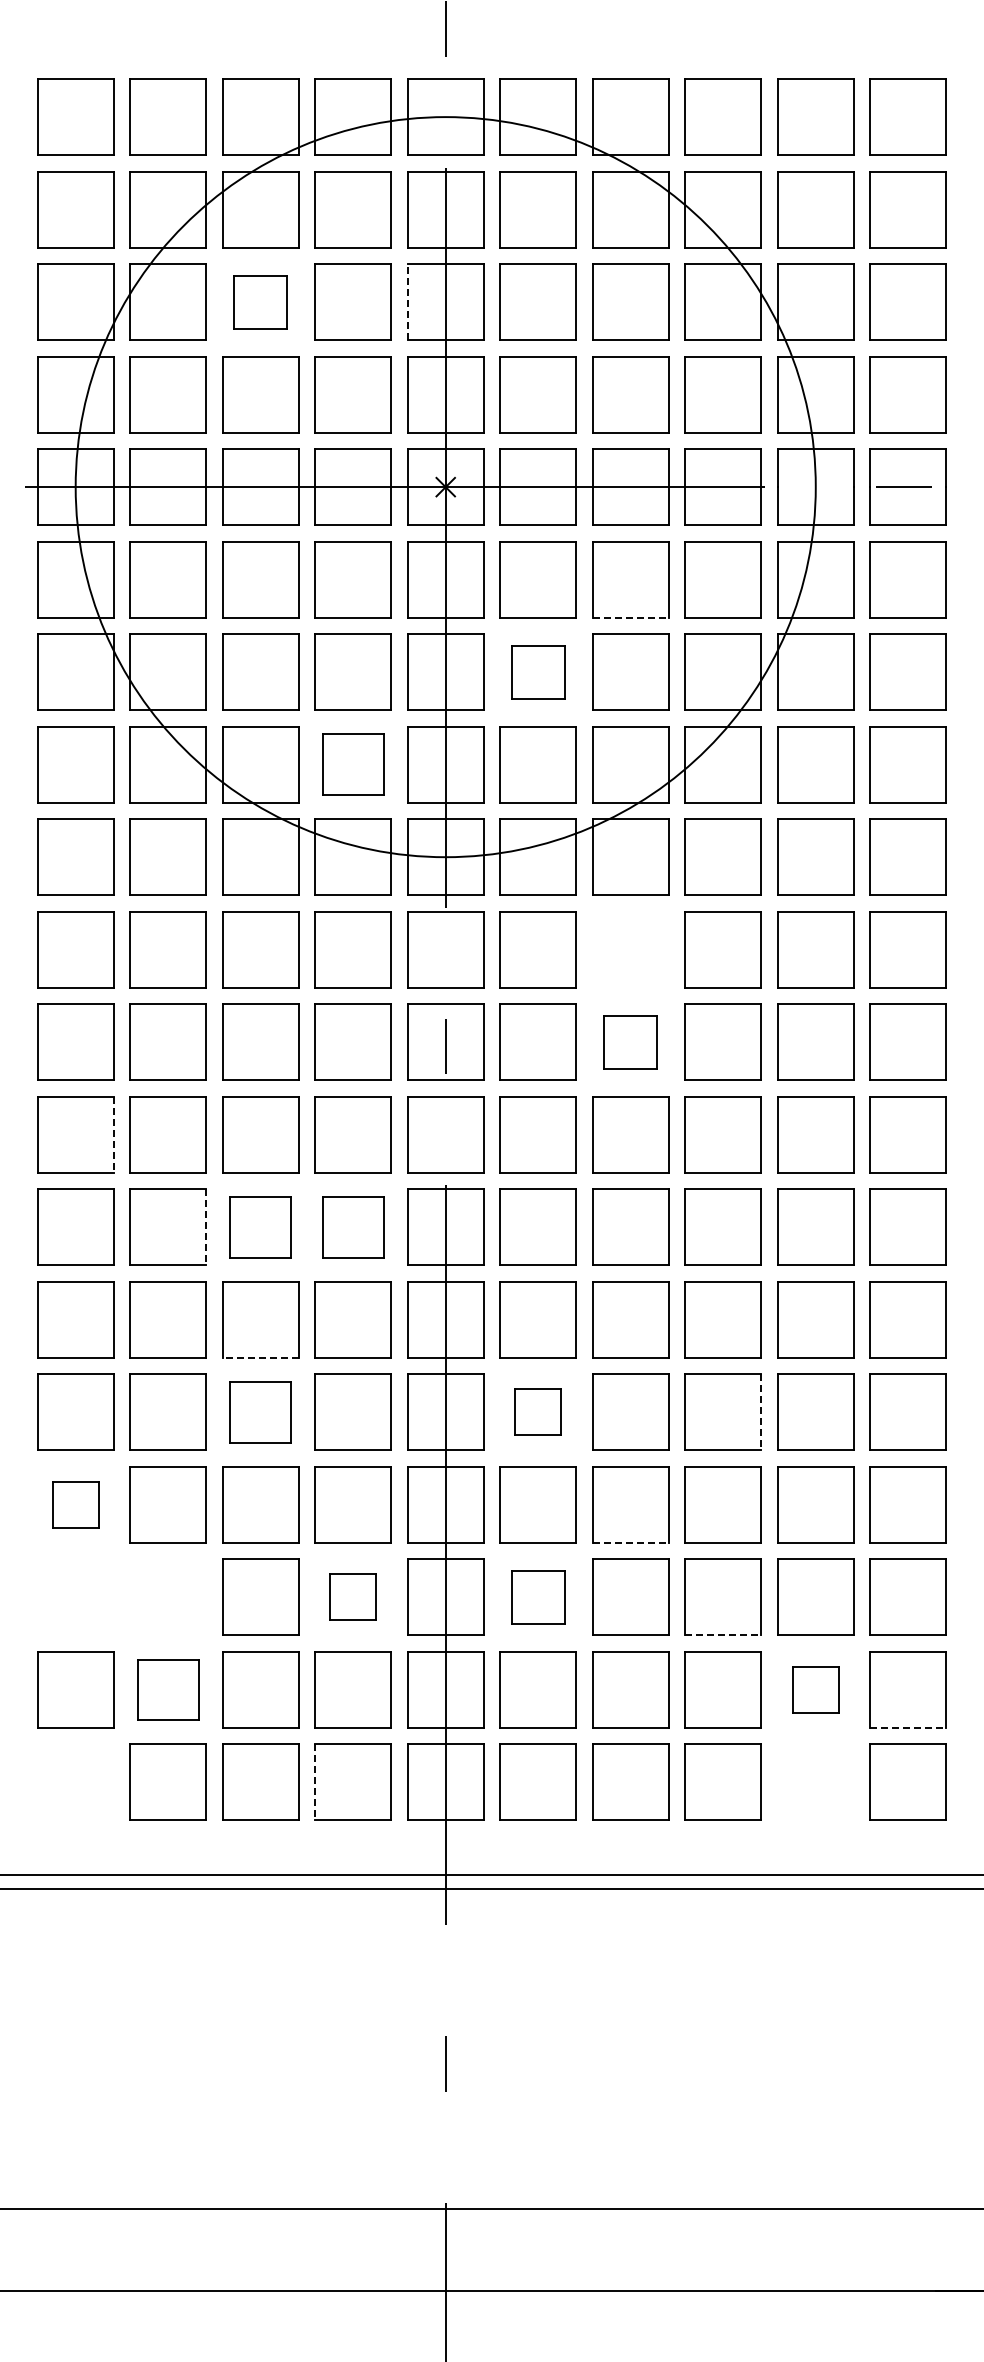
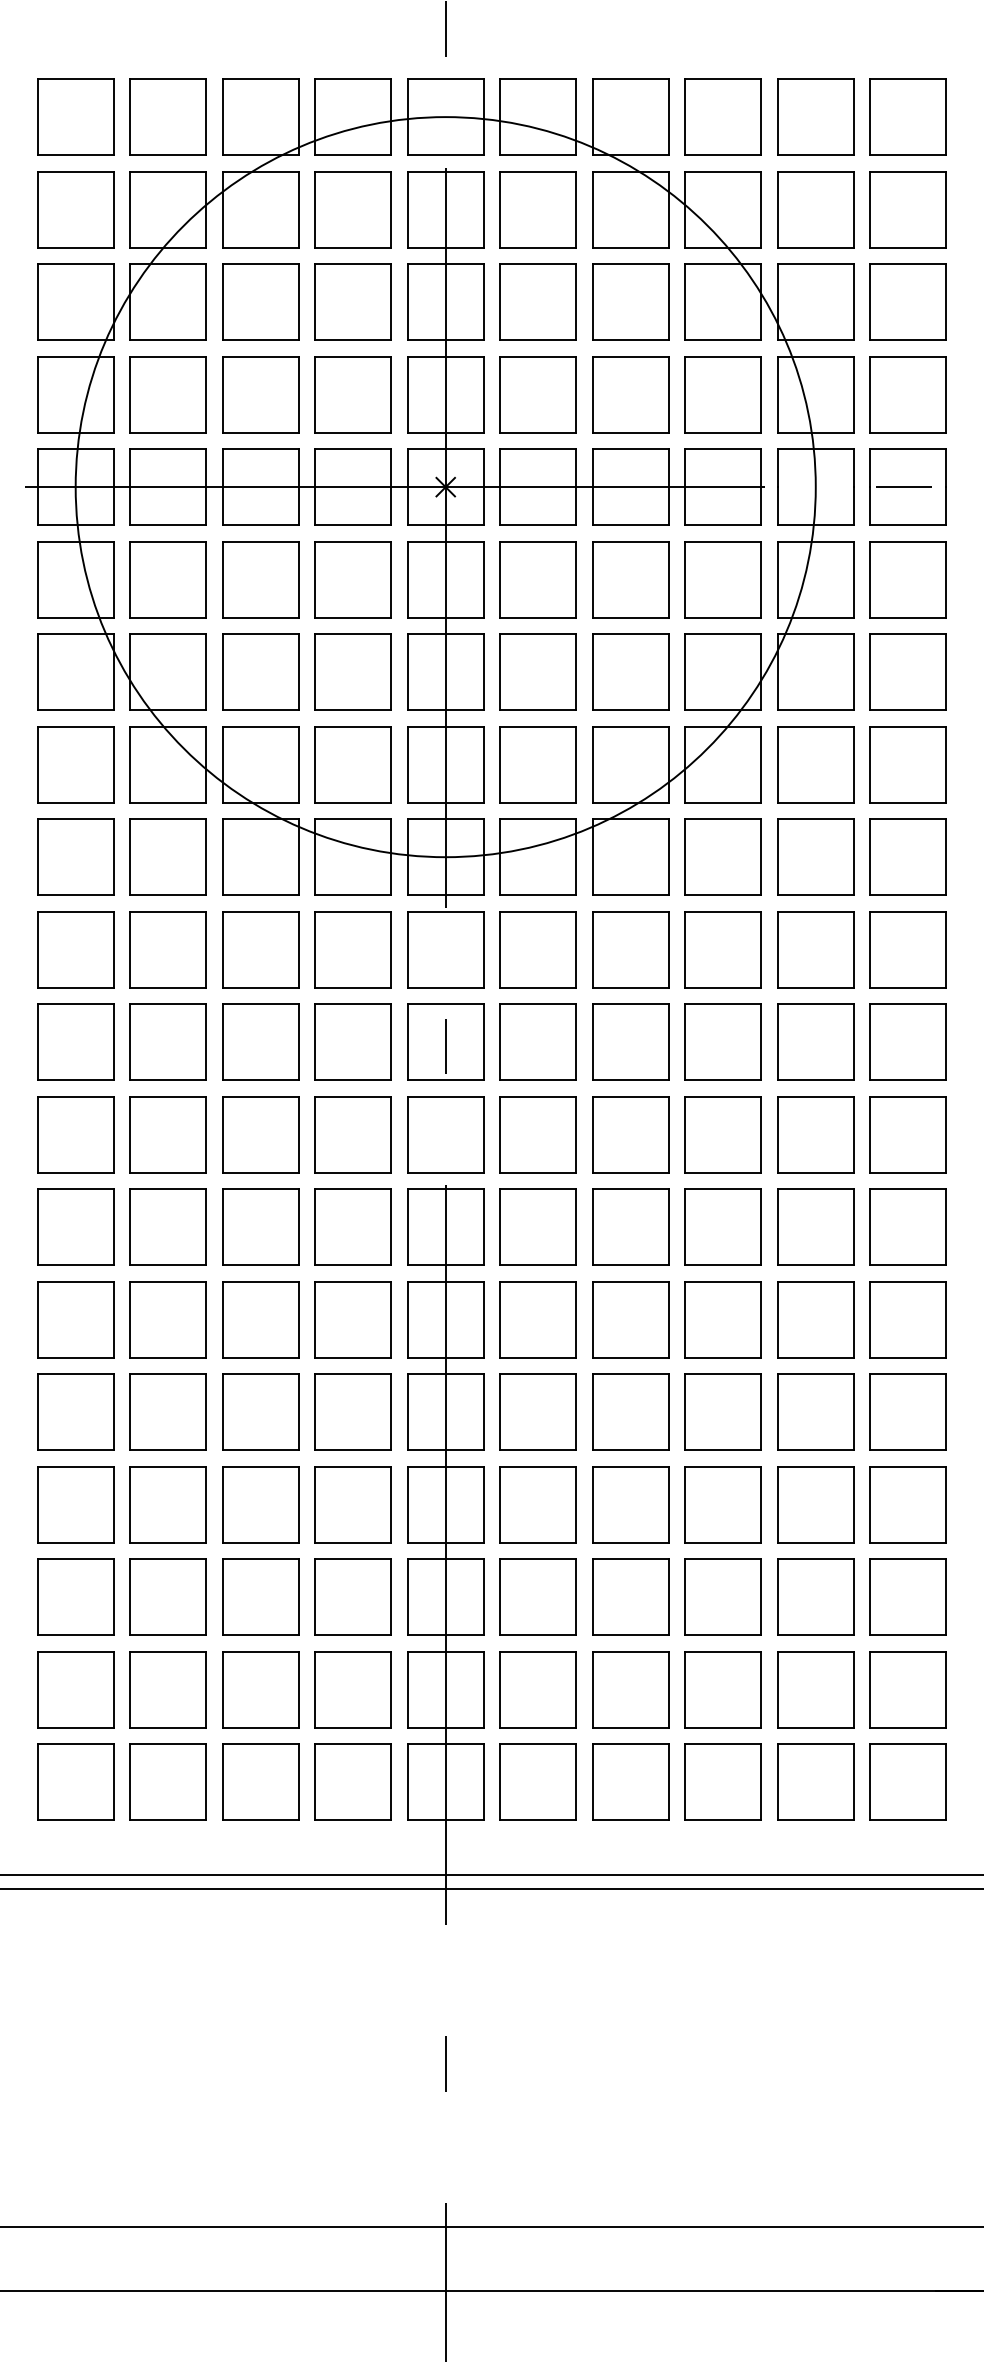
part size: 55x55 px -> 78x78 px (260, 301)
line: dashed -> solid (407, 302)
line: dashed -> solid (630, 617)
part size: 55x55 px -> 78x78 px (537, 671)
part size: 63x63 px -> 78x78 px (352, 764)
part: none -> present (630, 949)
part size: 55x55 px -> 78x78 px (630, 1041)
line: dashed -> solid (113, 1134)
line: dashed -> solid (206, 1227)
part size: 63x63 px -> 78x78 px (260, 1226)
part size: 63x63 px -> 78x78 px (352, 1226)
line: dashed -> solid (260, 1357)
part size: 48x48 px -> 78x78 px (537, 1411)
part size: 63x63 px -> 78x78 px (260, 1411)
line: dashed -> solid (761, 1412)
part size: 48x48 px -> 78x78 px (75, 1504)
line: dashed -> solid (630, 1542)
part: none -> present (75, 1596)
part: none -> present (167, 1596)
part size: 48x48 px -> 78x78 px (352, 1596)
part size: 55x55 px -> 78x78 px (537, 1596)
line: dashed -> solid (723, 1635)
part size: 63x62 px -> 78x78 px (167, 1689)
part size: 48x48 px -> 78x78 px (815, 1689)
line: dashed -> solid (908, 1727)
part: none -> present (75, 1781)
part: none -> present (815, 1781)
line: dashed -> solid (315, 1782)
line position: (491, 2209) -> (491, 2227) (491, 2227)
